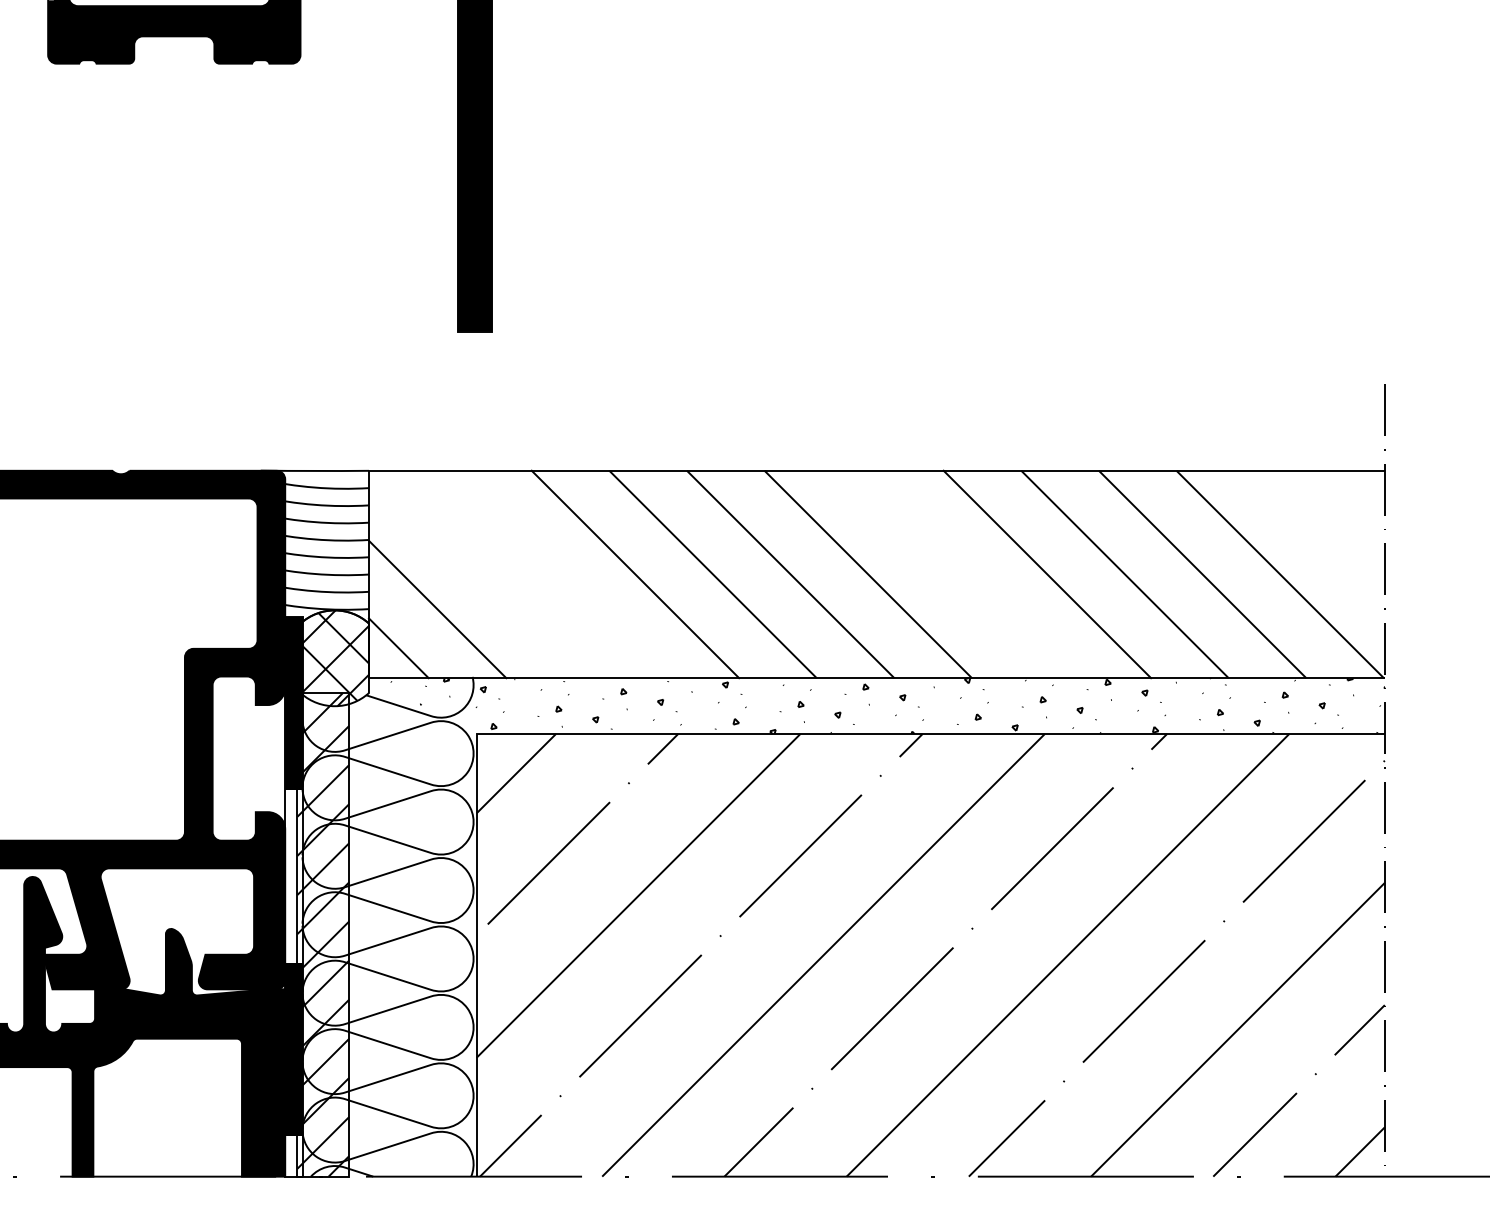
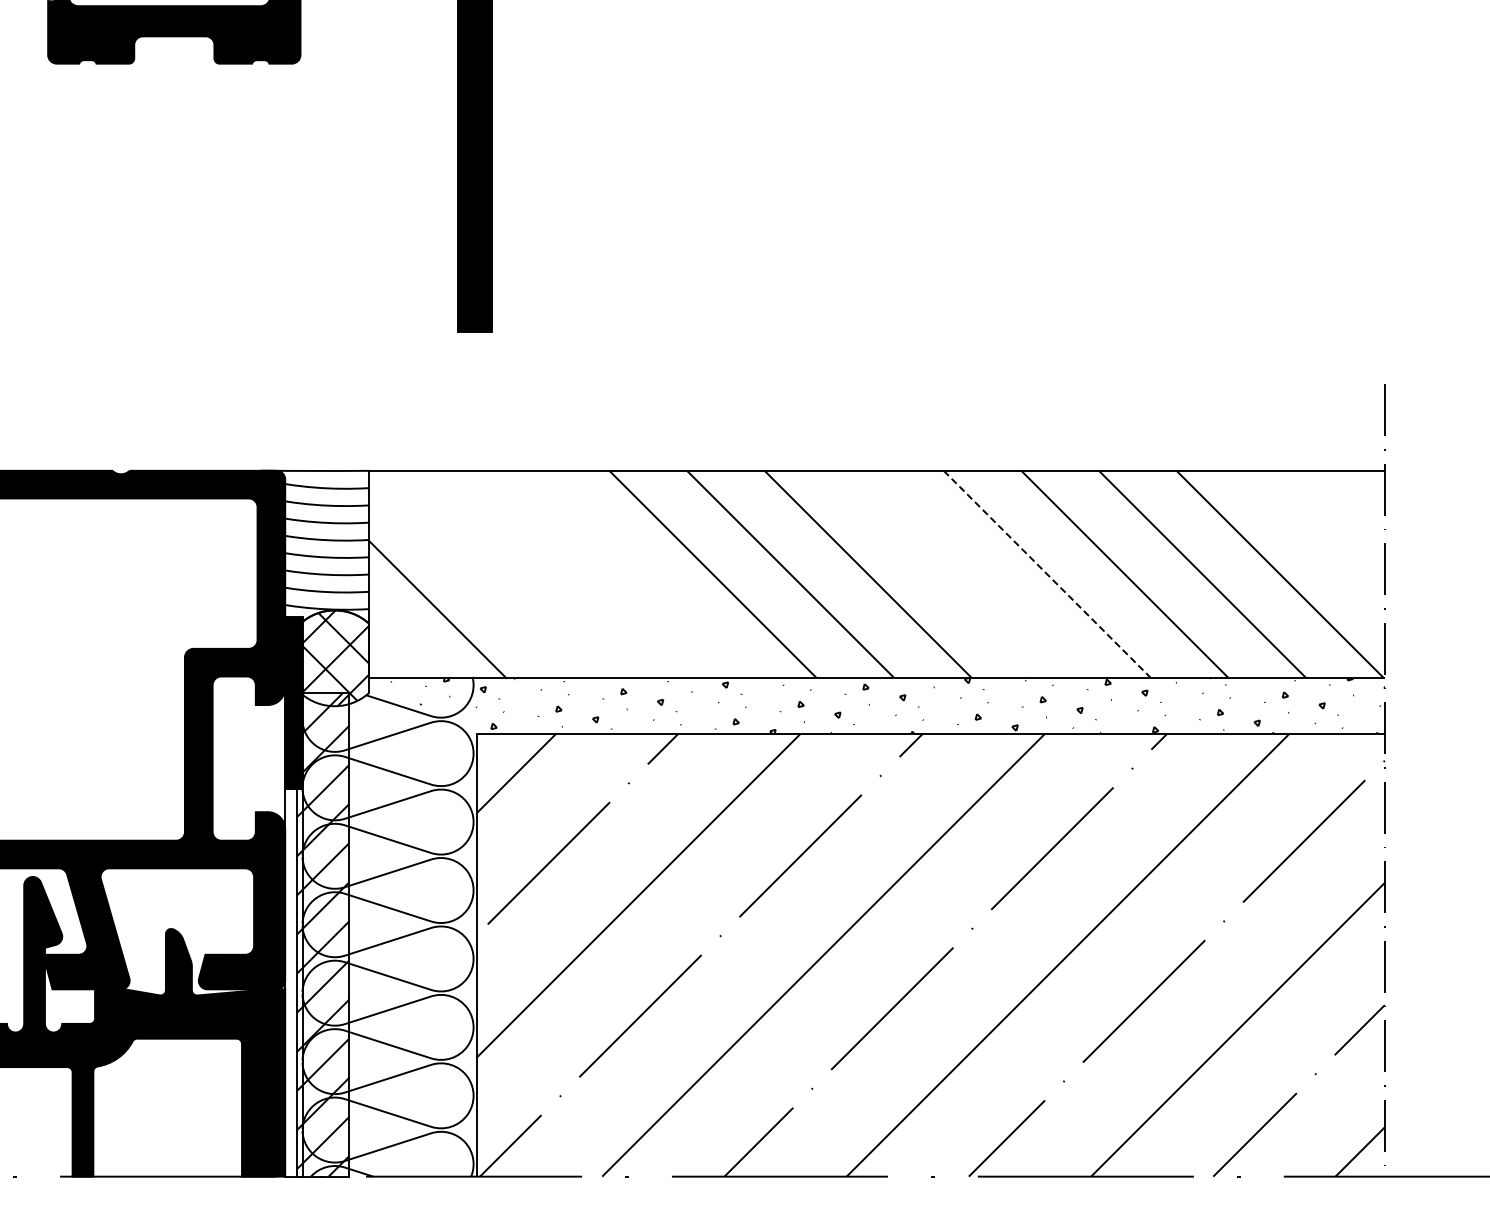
line: present -> none (635, 574)
line: solid -> dashed (1047, 574)
line: present -> none (398, 648)
fill: present -> none (293, 1049)
